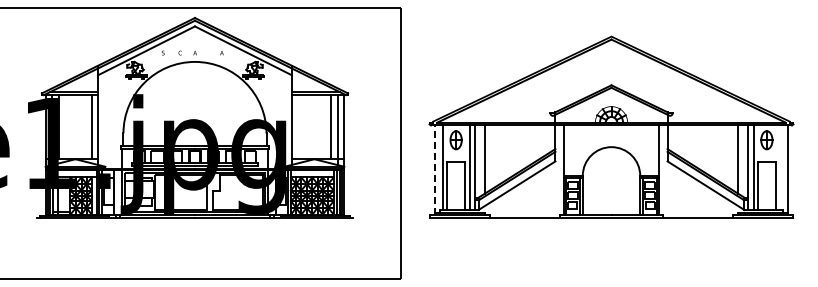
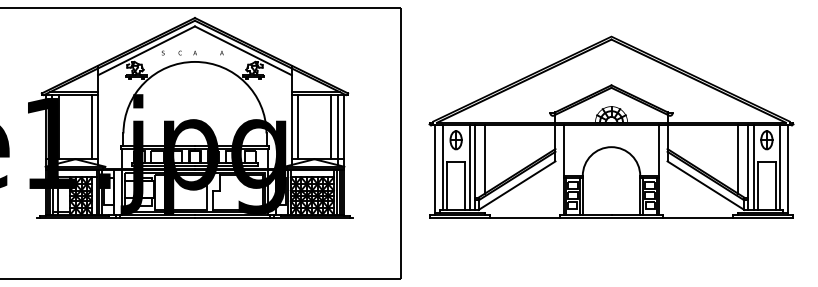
line: none -> present (297, 127)
line: none -> present (780, 167)
line: dashed -> solid (434, 169)
